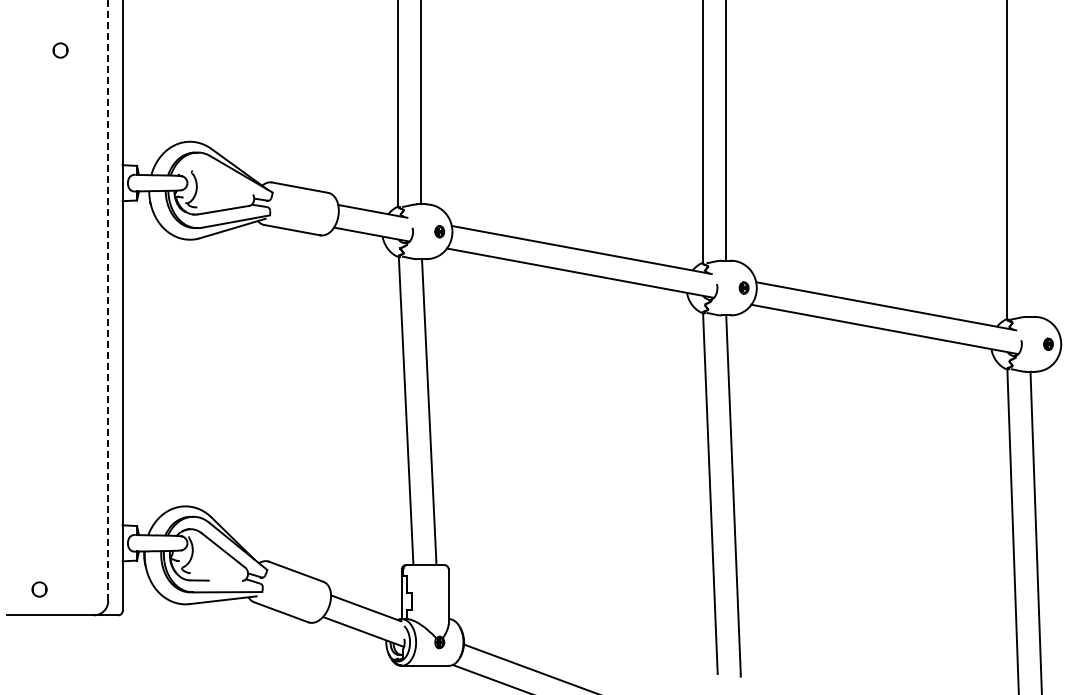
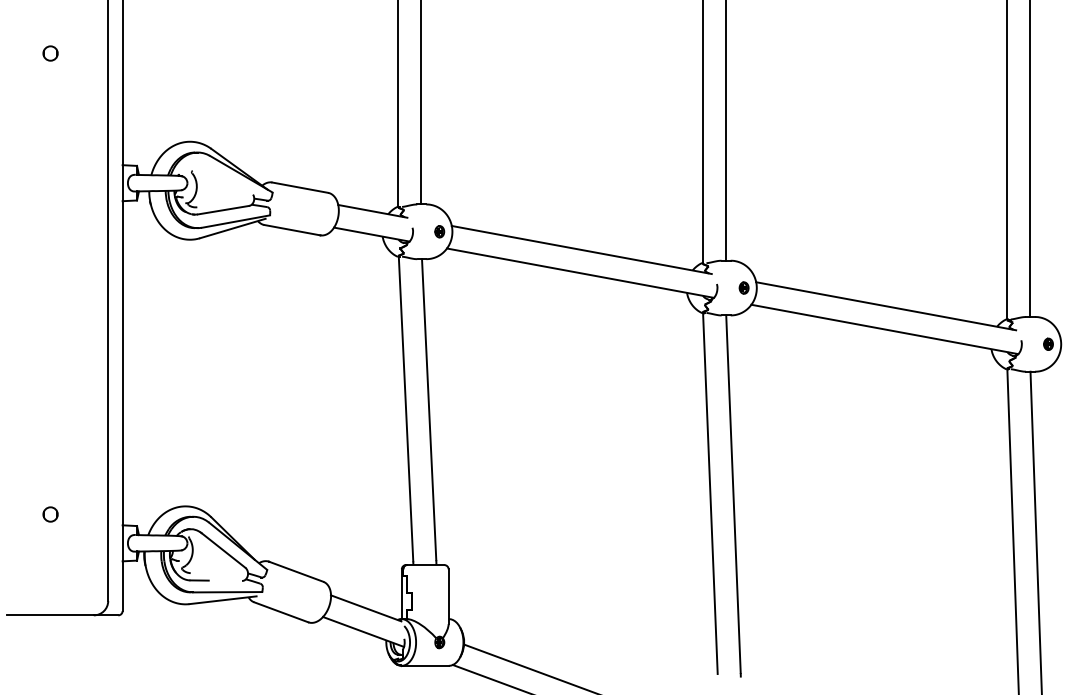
circle position: (60, 50) -> (50, 53) (50, 53)
line: none -> present (1029, 159)
line: dashed -> solid (108, 300)
circle position: (39, 589) -> (50, 514) (50, 514)
